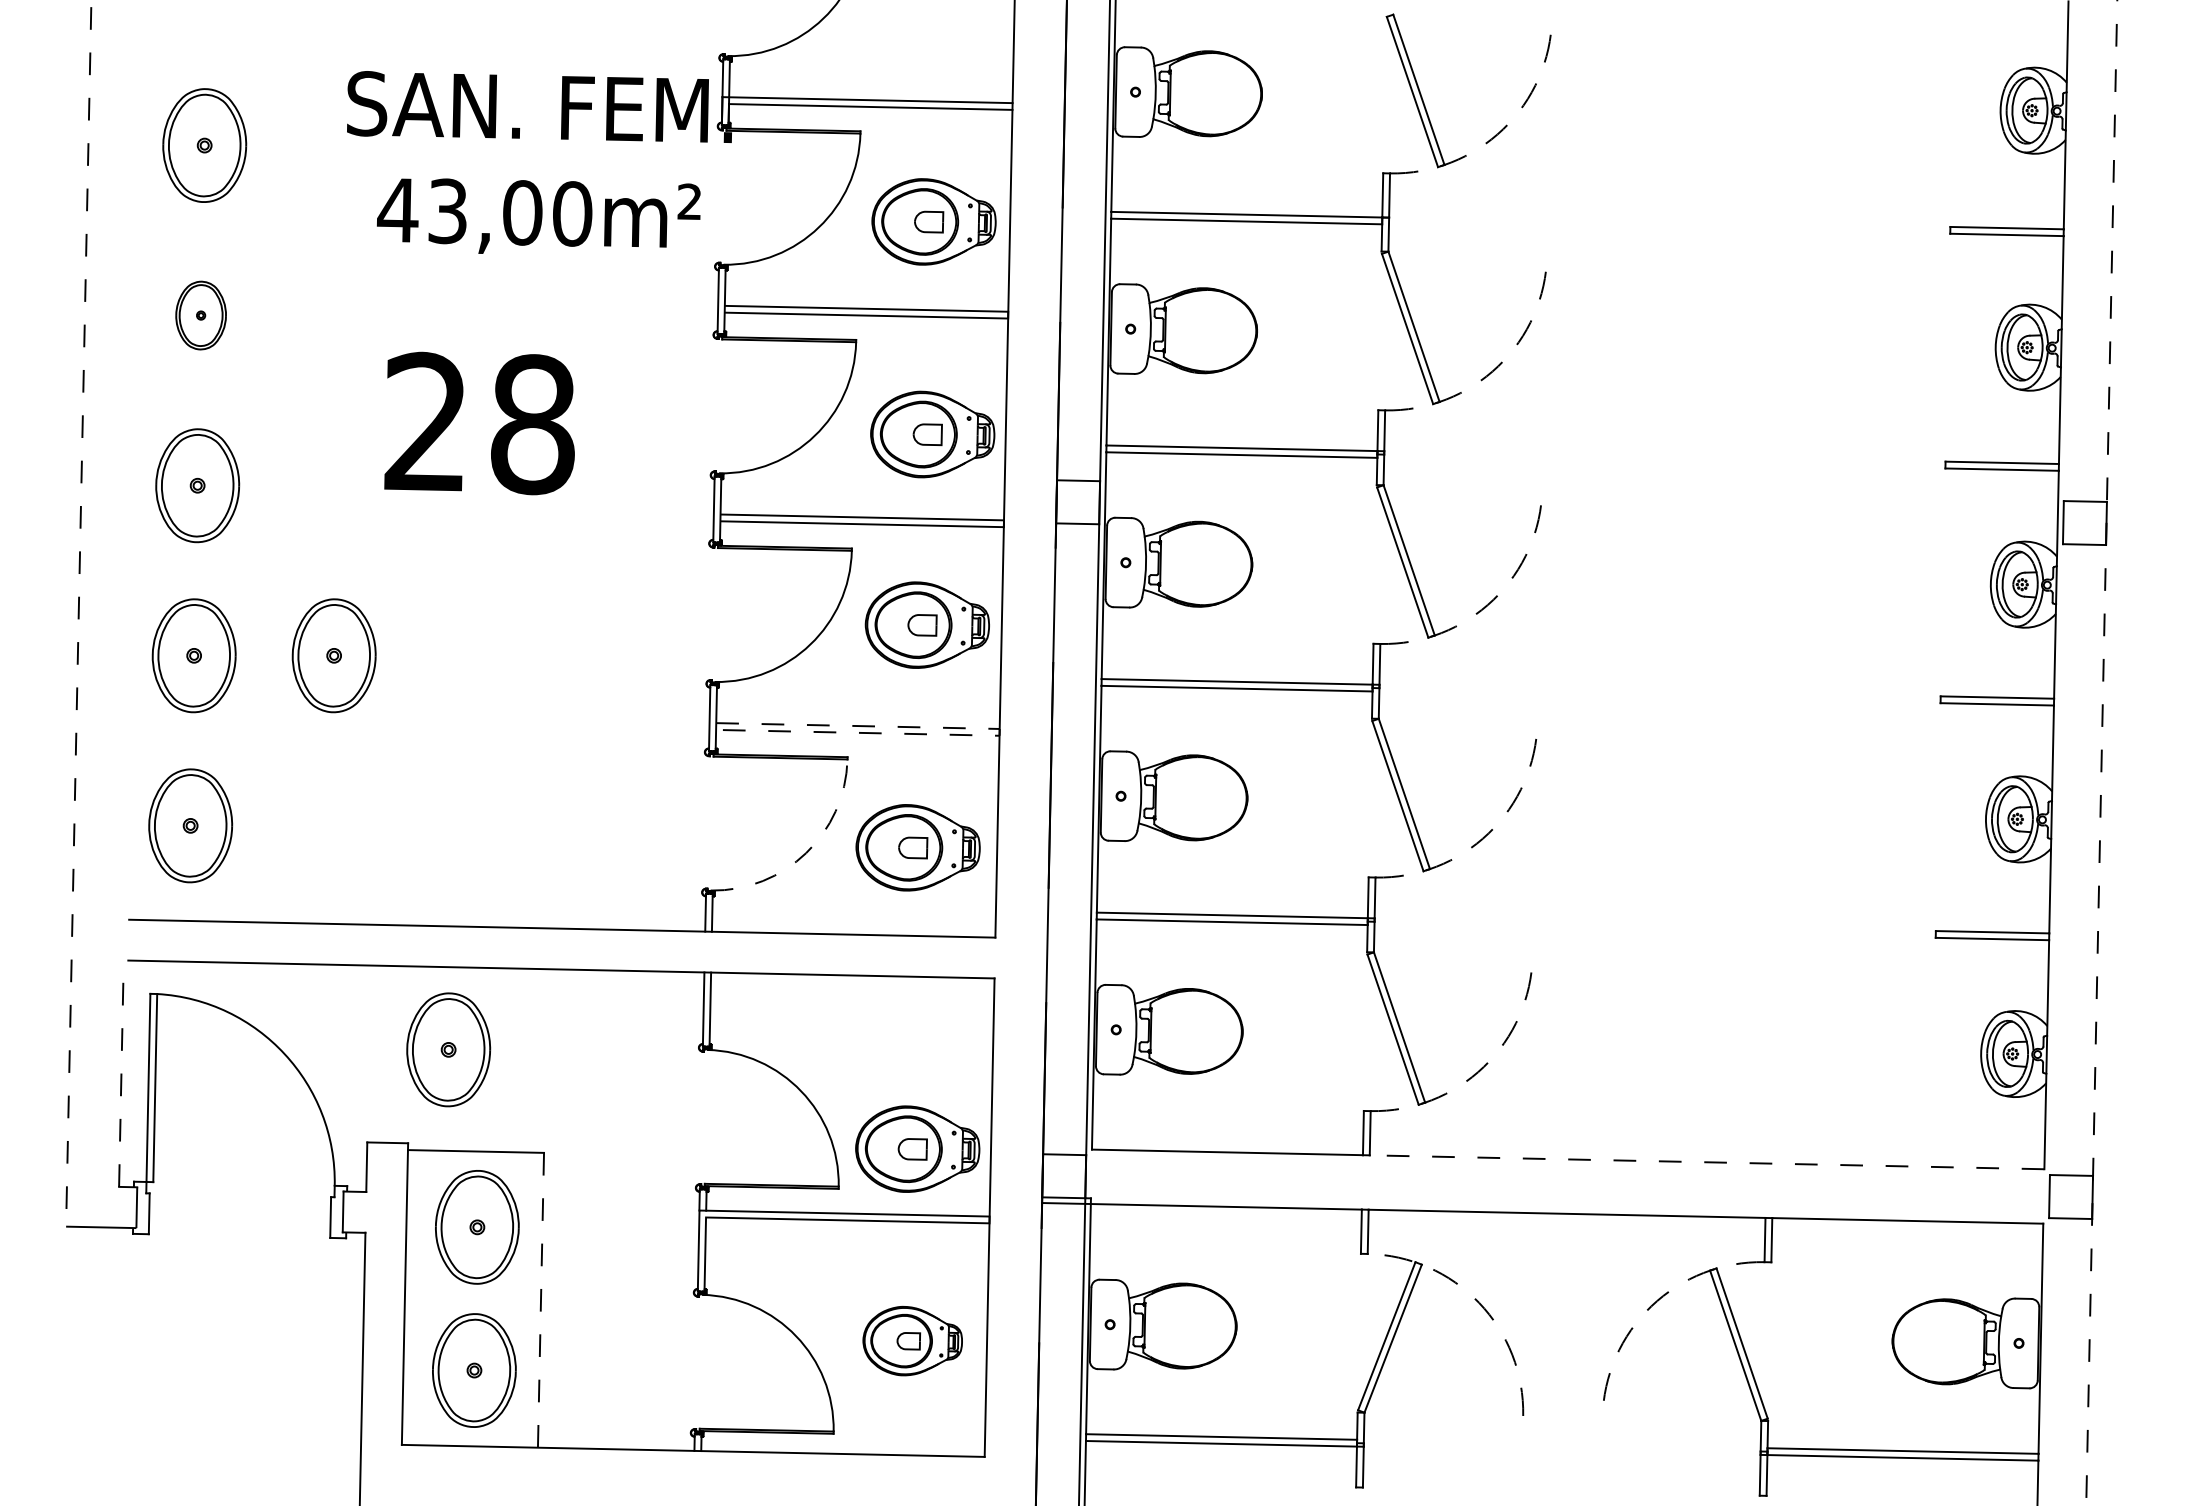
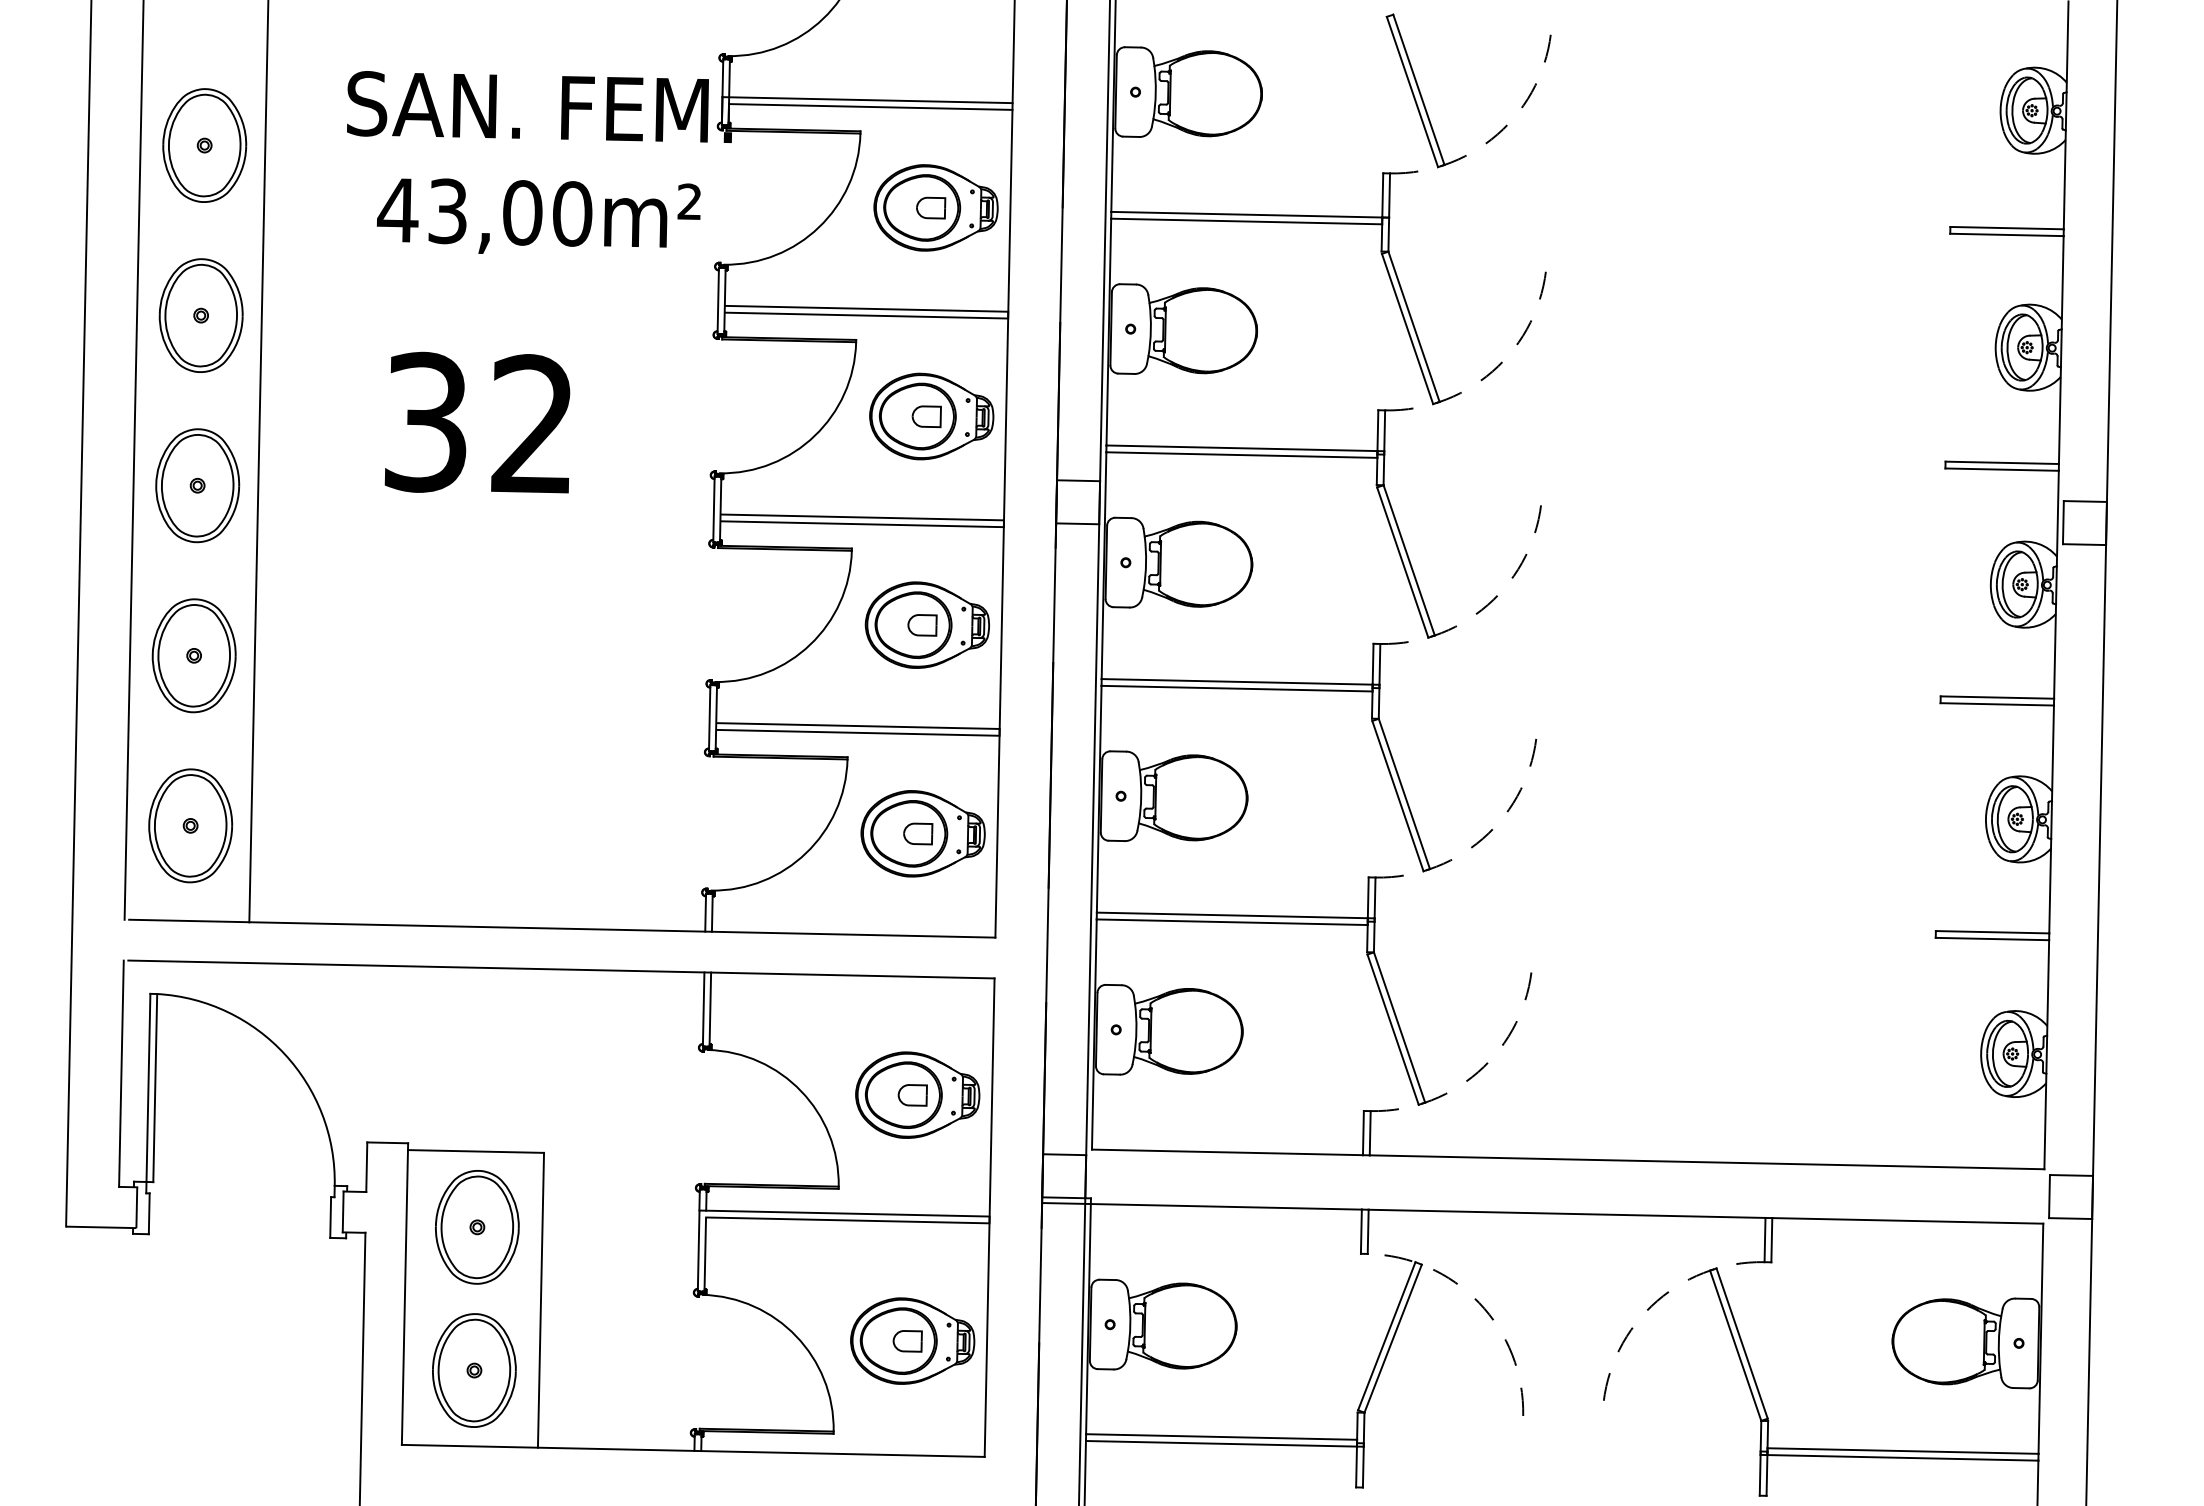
part position: (933, 221) -> (935, 207) (935, 207)
part size: 52x71 px -> 86x115 px (200, 315)
text: 28 -> 32 (479, 423)
part position: (932, 434) -> (931, 416) (931, 416)
line: none -> present (133, 460)
line: none -> present (258, 462)
line: dashed -> solid (78, 613)
part: present -> none (333, 655)
line: dashed -> solid (999, 732)
line: dashed -> solid (2101, 752)
part position: (917, 847) -> (922, 833) (922, 833)
arc: dashed -> solid (806, 853)
part: present -> none (448, 1049)
line: dashed -> solid (121, 1073)
part position: (917, 1148) -> (917, 1094) (917, 1094)
line: dashed -> solid (1706, 1162)
line: dashed -> solid (541, 1299)
part size: 101x71 px -> 126x88 px (912, 1340)
